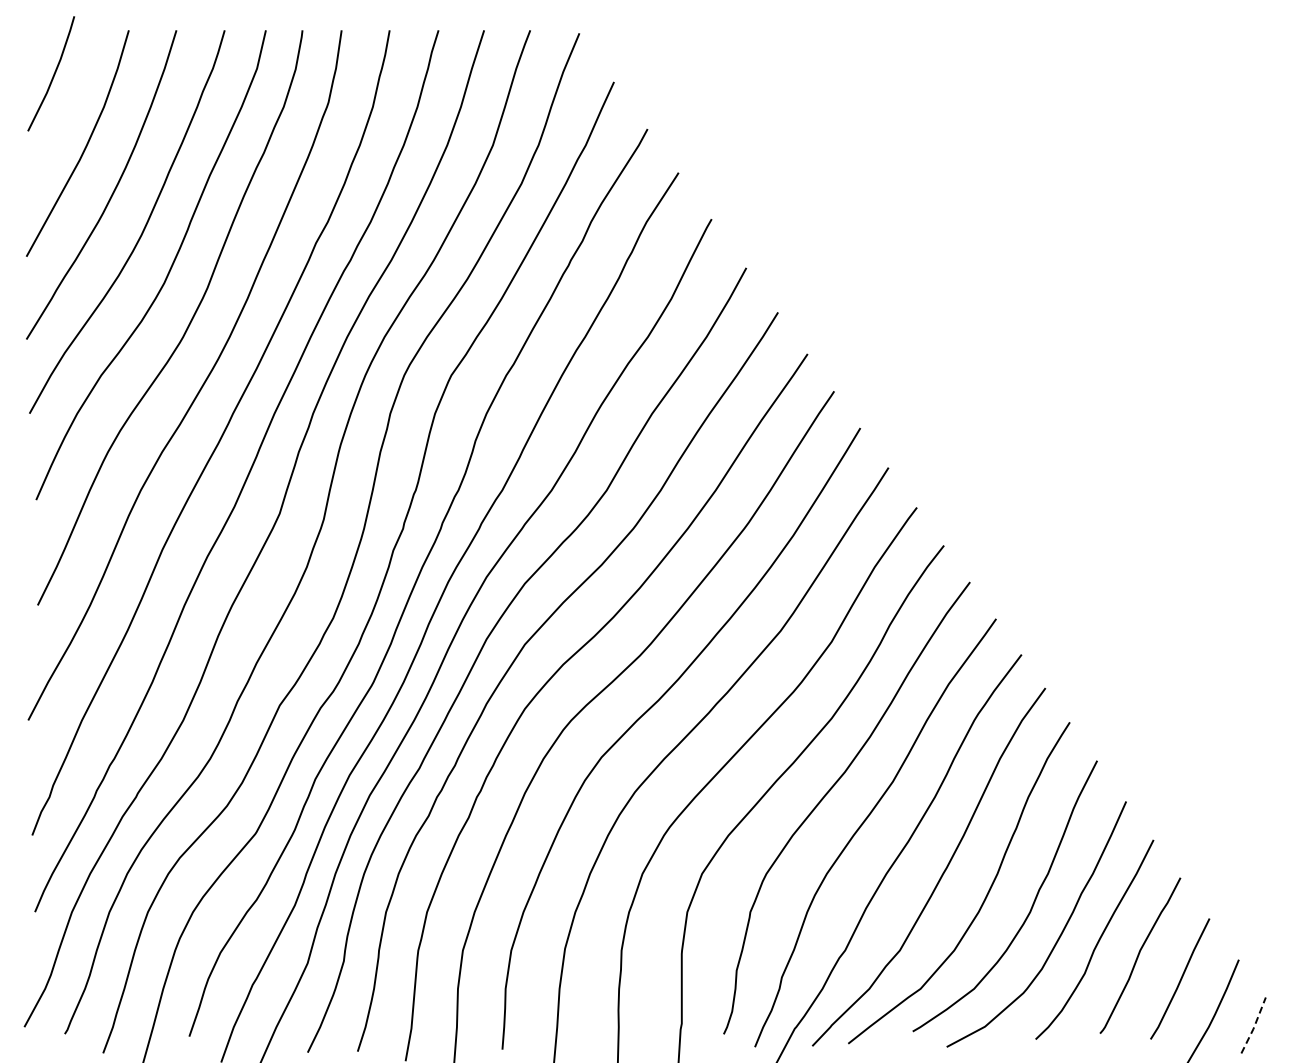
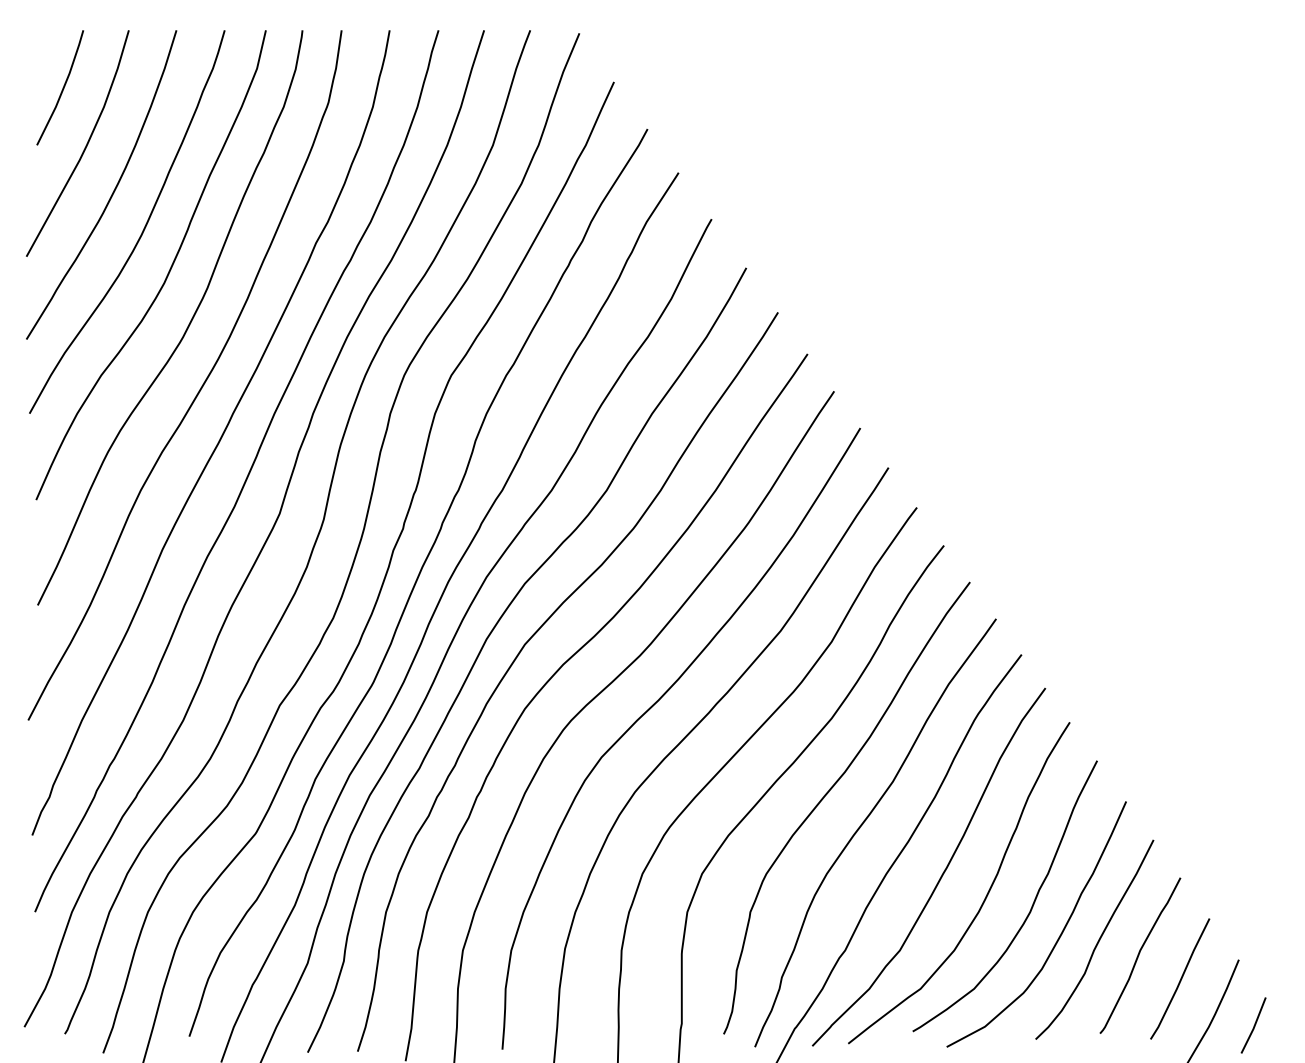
line position: (53, 73) -> (62, 87) (62, 87)
line: dashed -> solid (1254, 1026)
